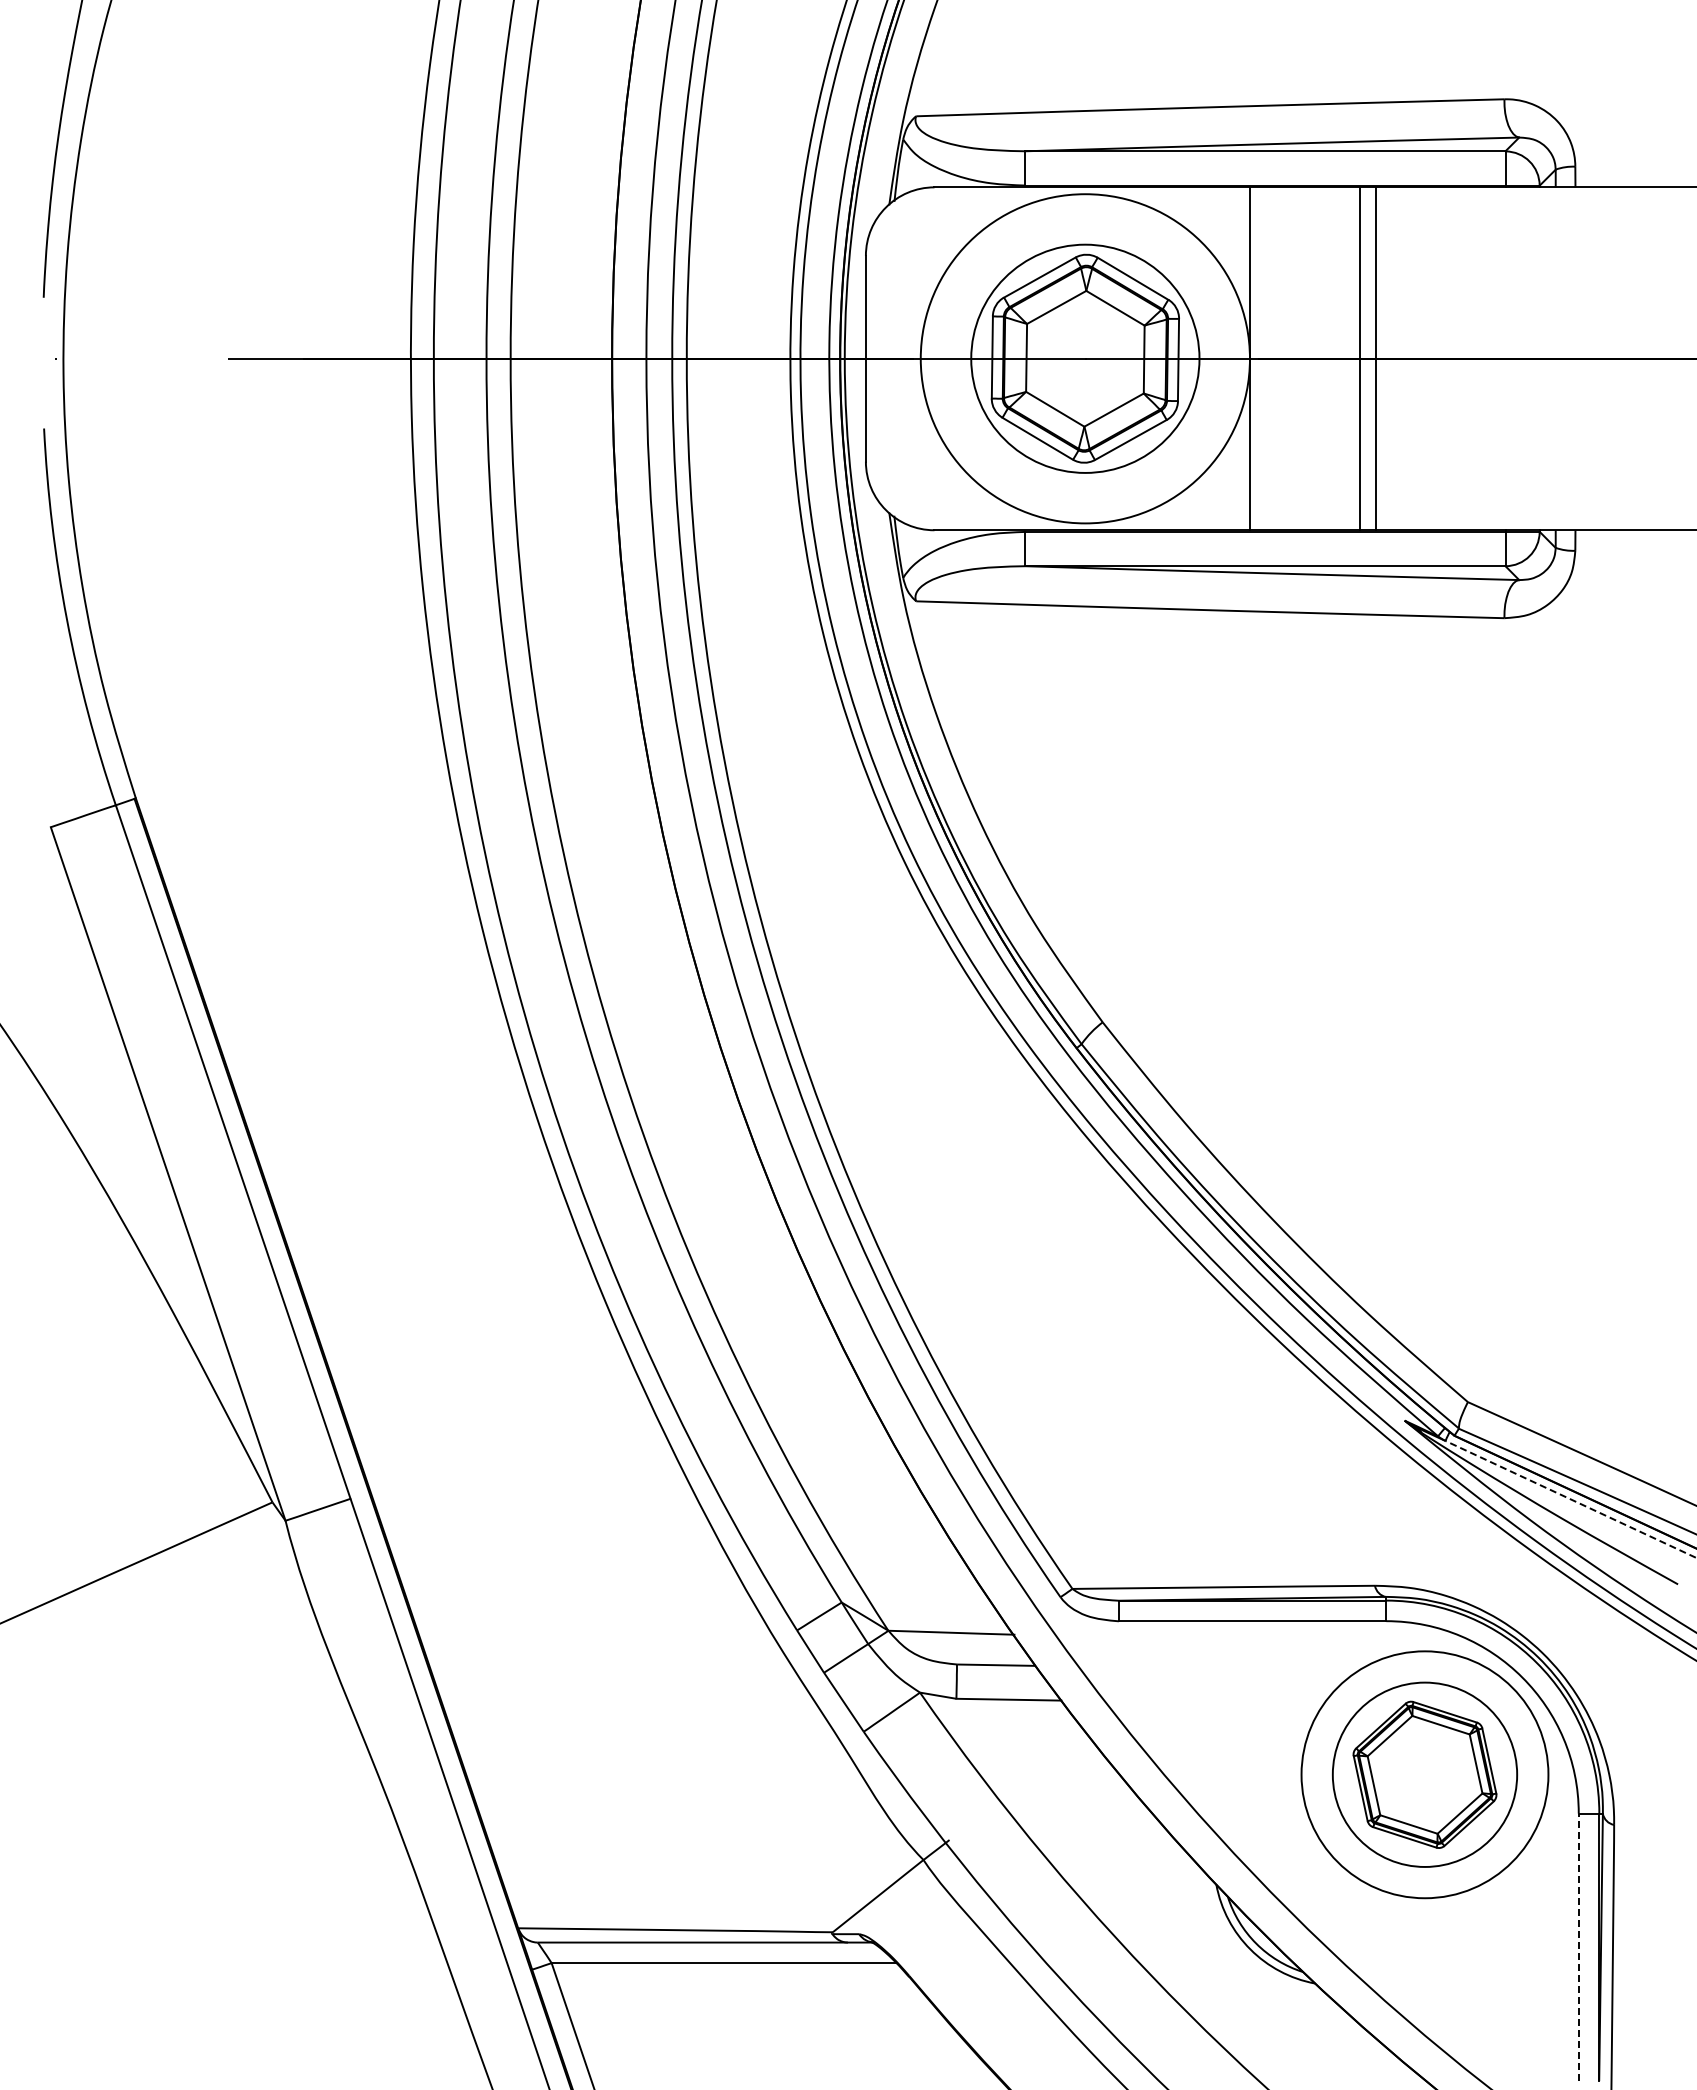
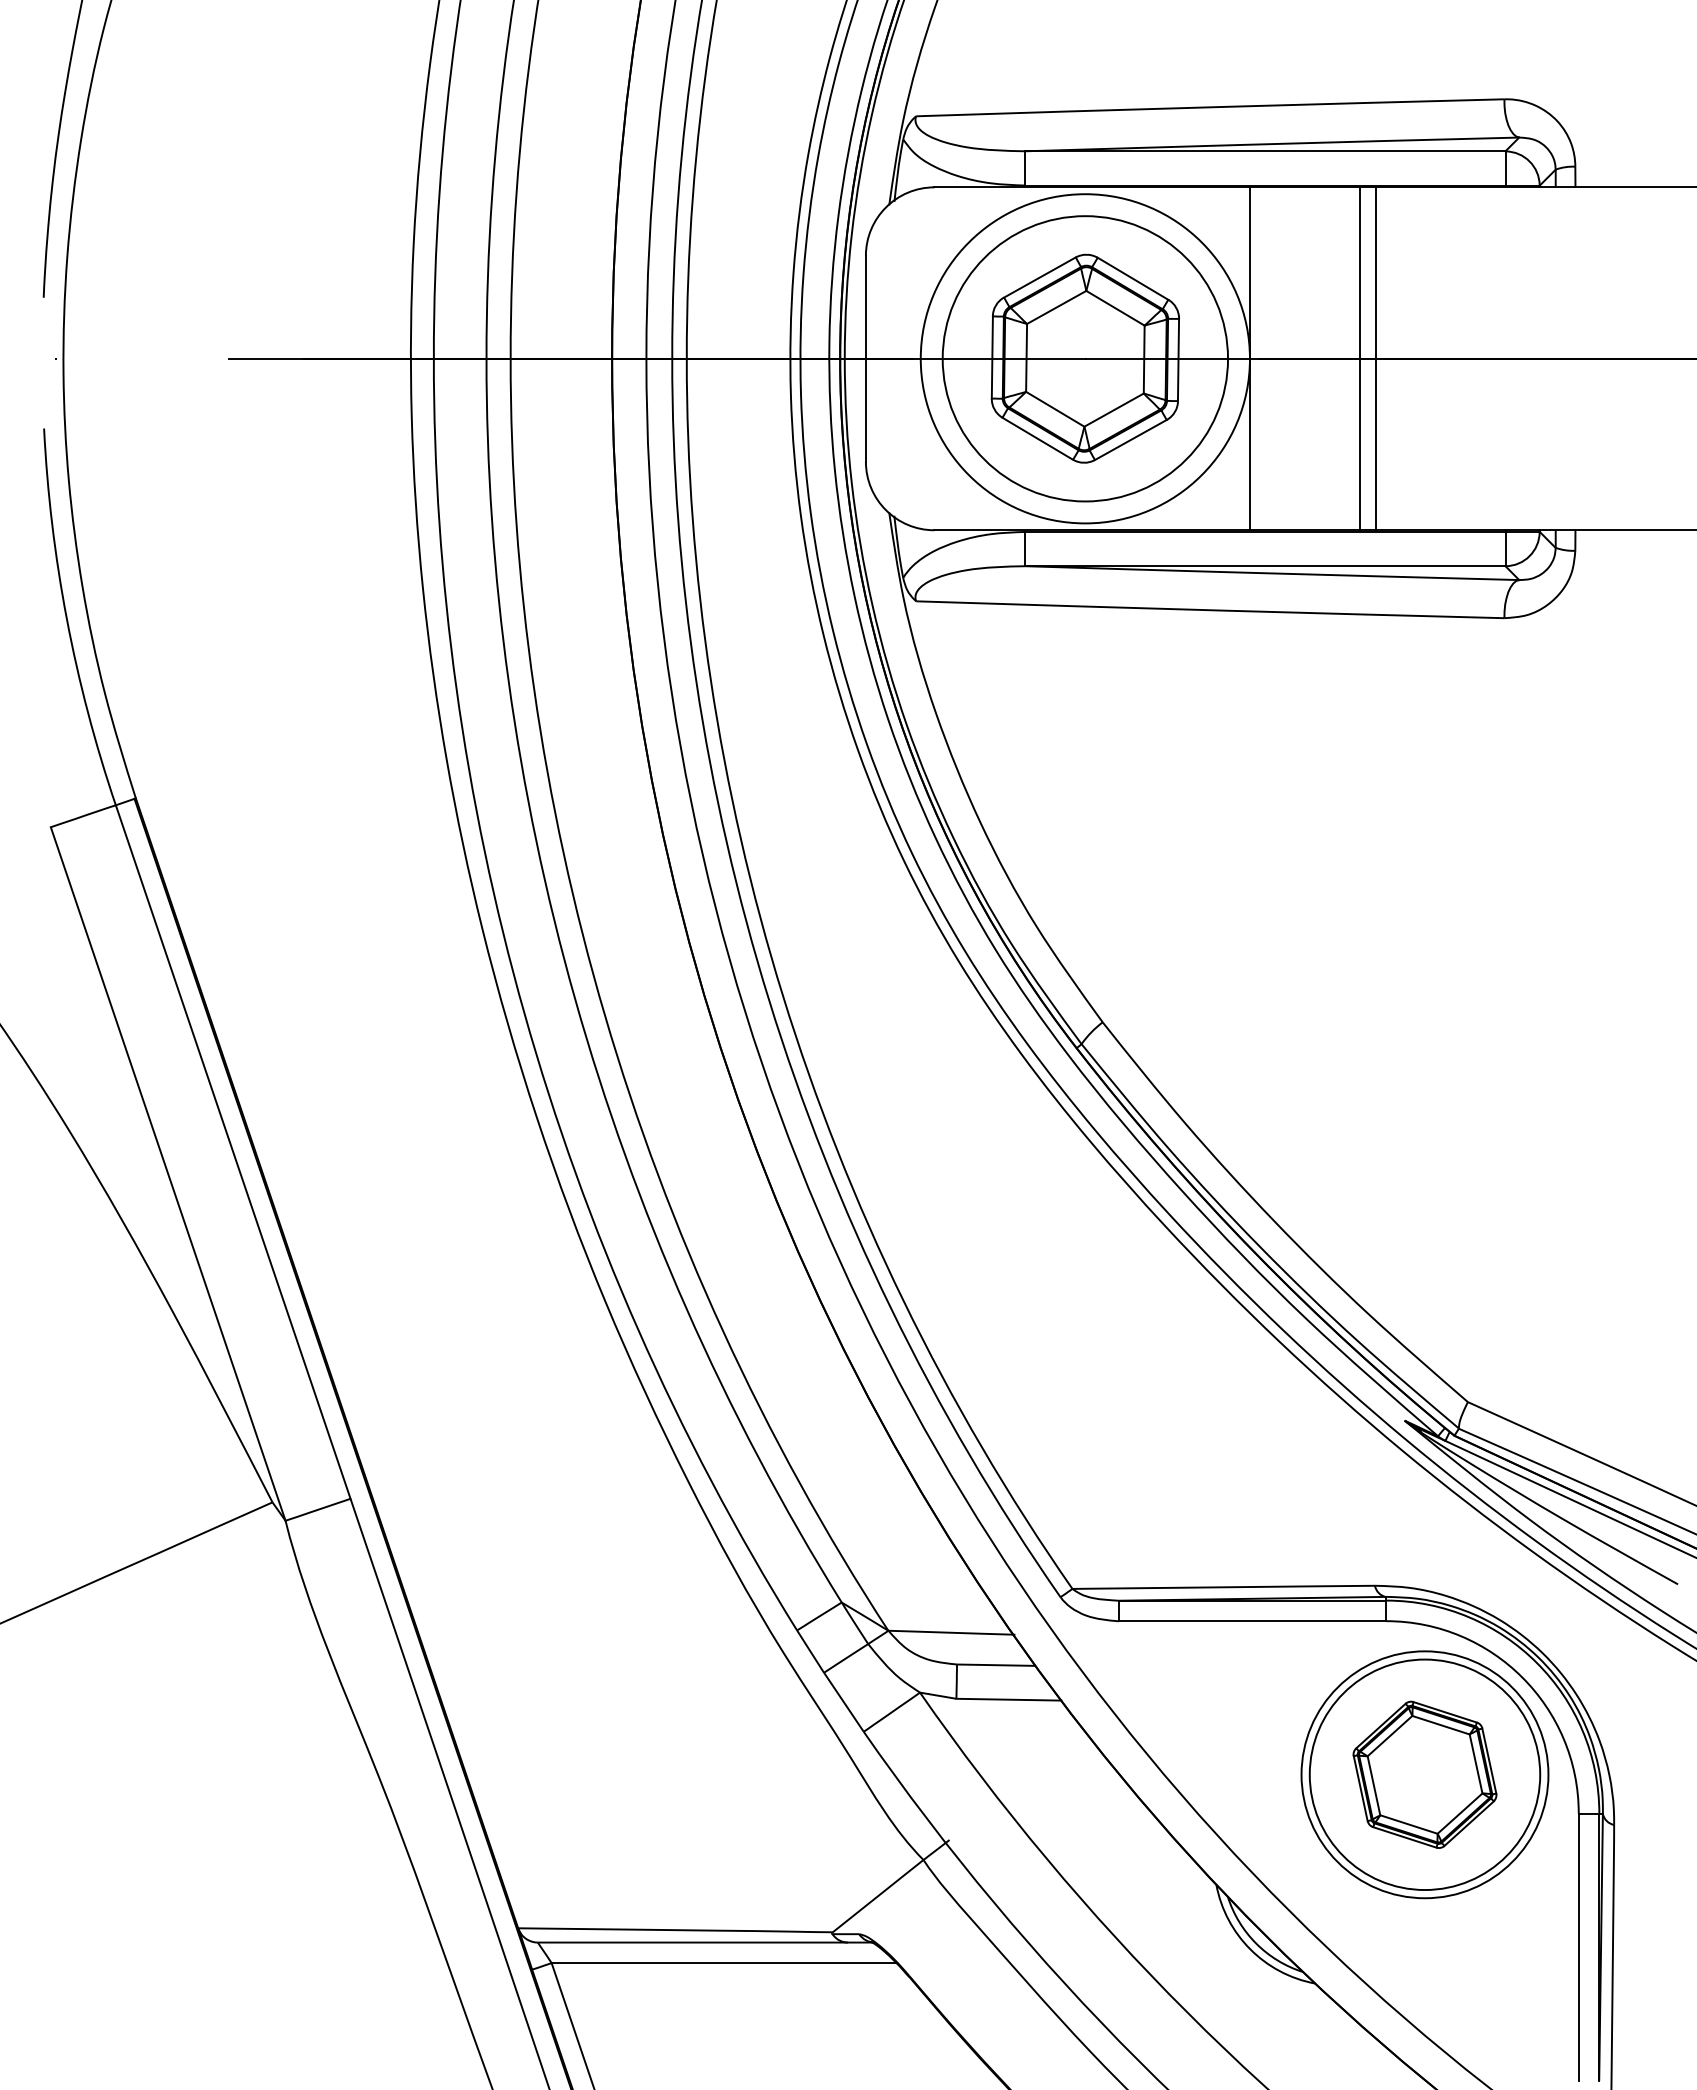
circle diameter: 228 px -> 285 px (1085, 358)
line: dashed -> solid (1570, 1499)
circle diameter: 184 px -> 230 px (1424, 1774)
line: dashed -> solid (1578, 1947)
